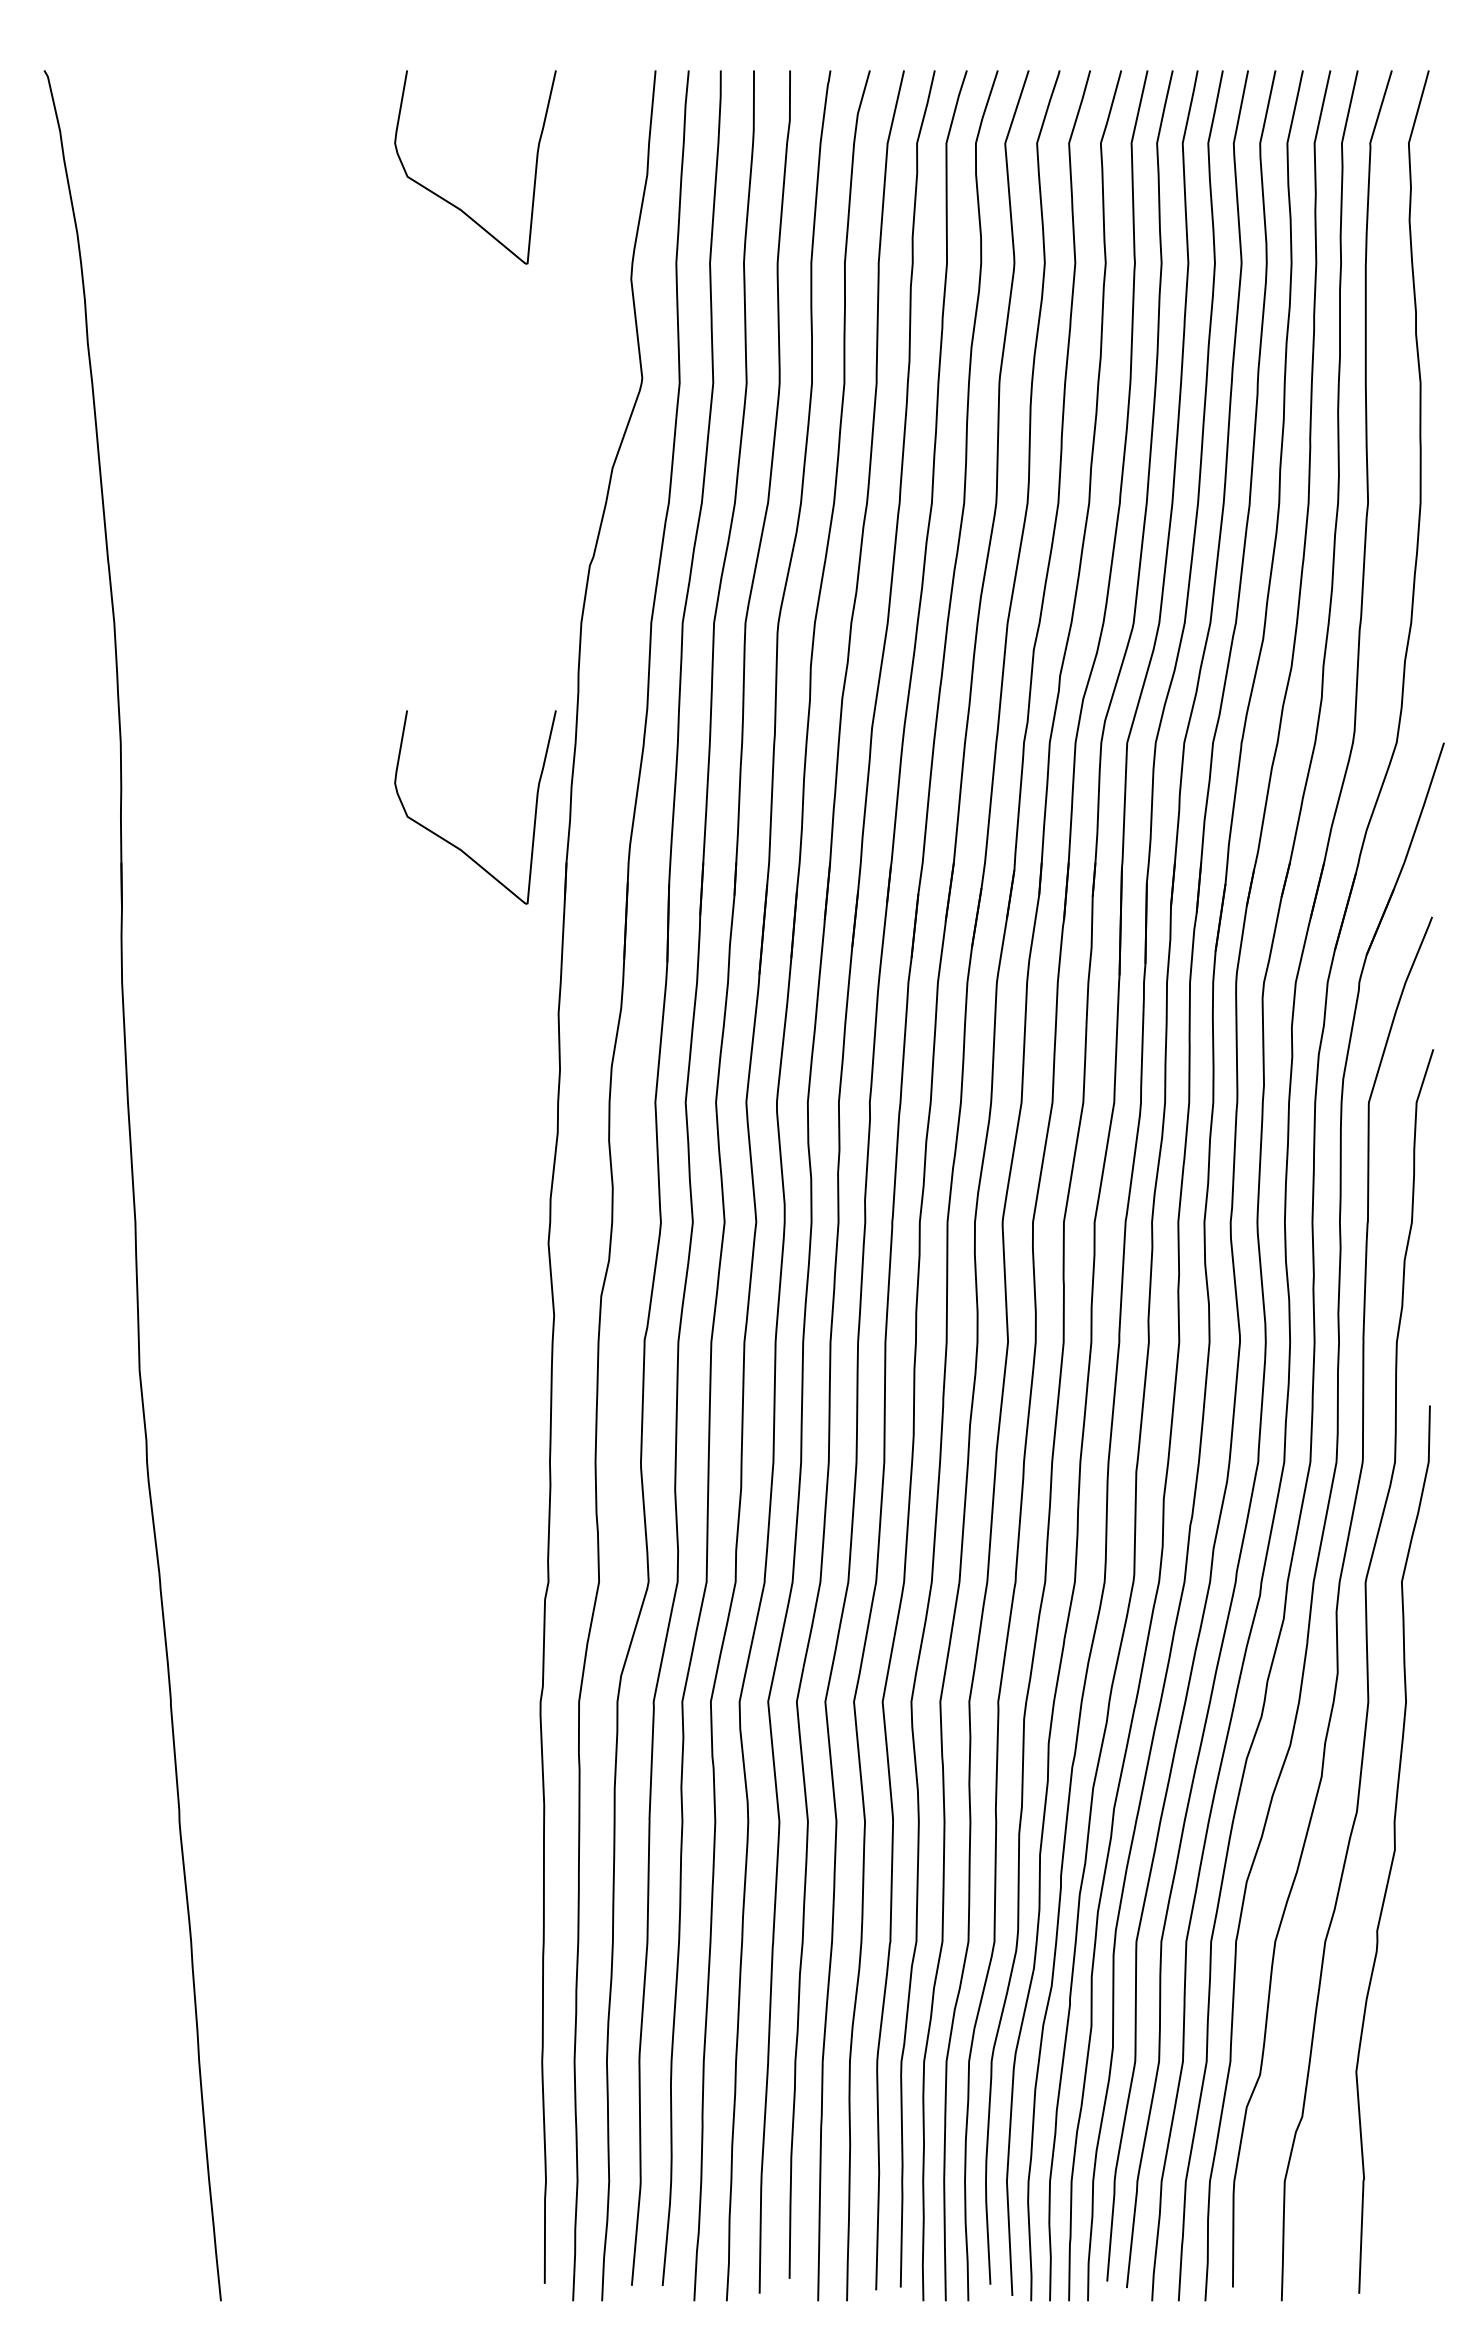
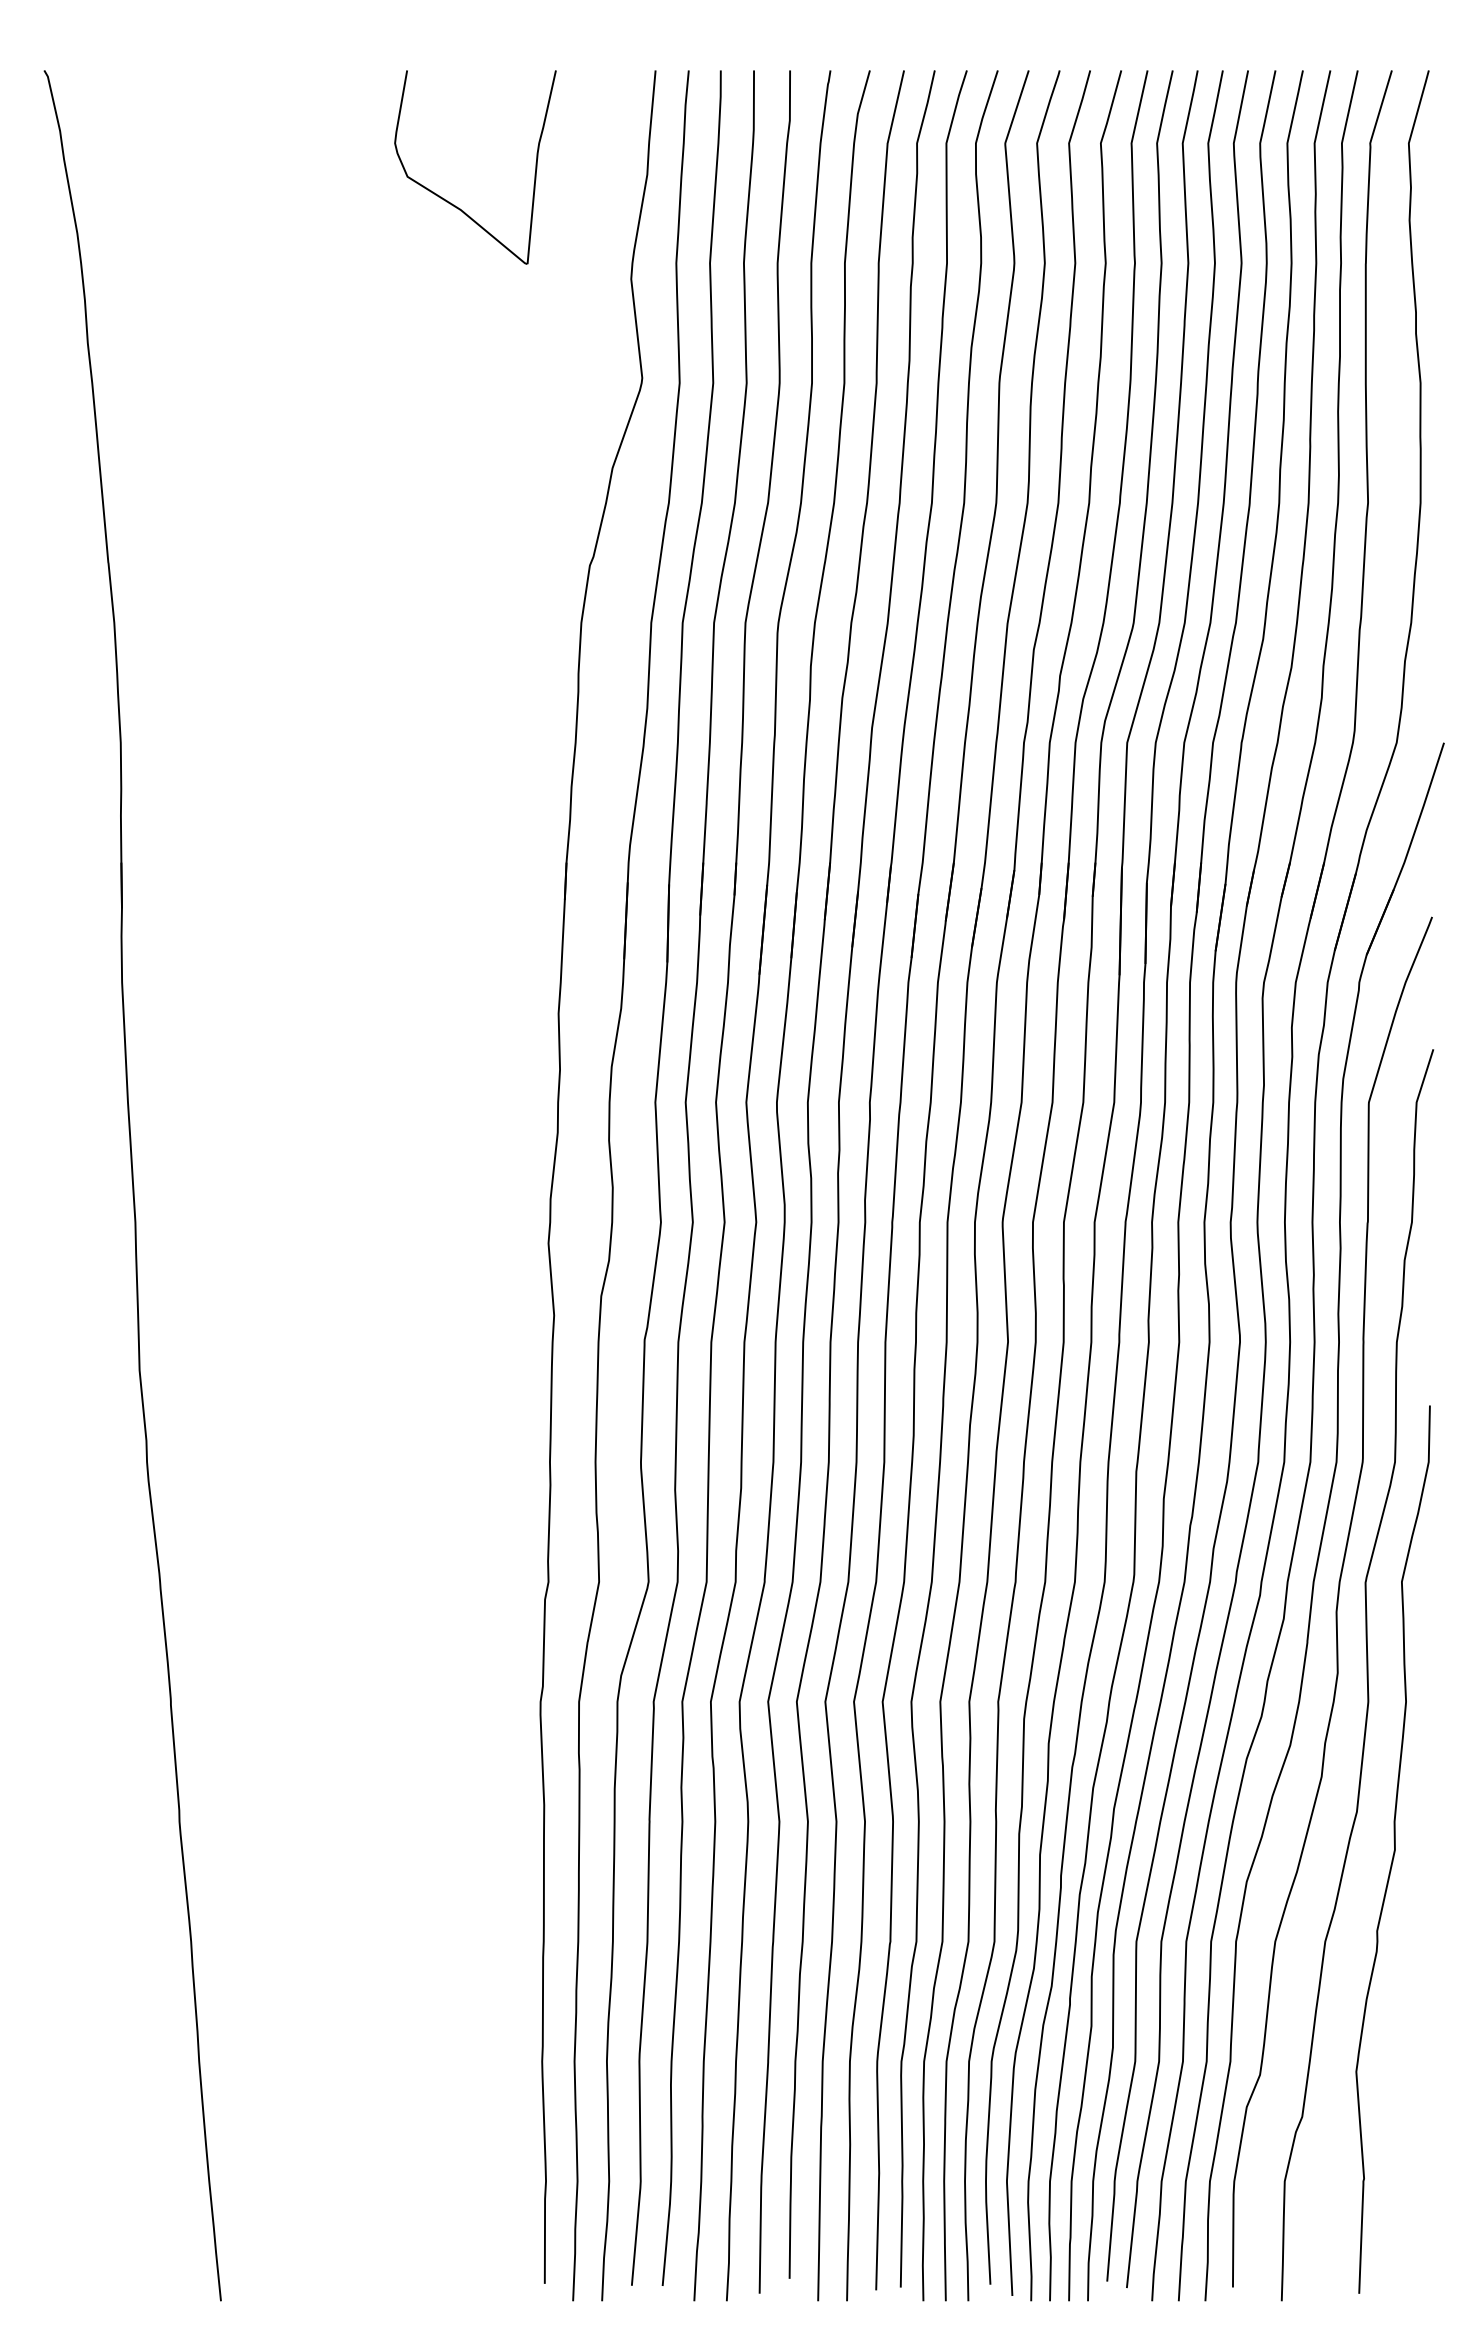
part: present -> none (454, 844)
